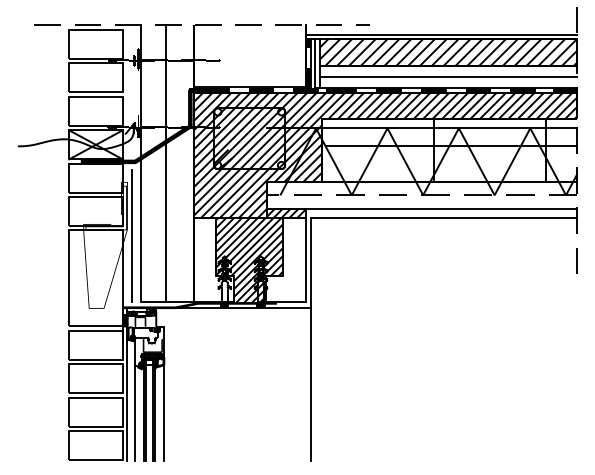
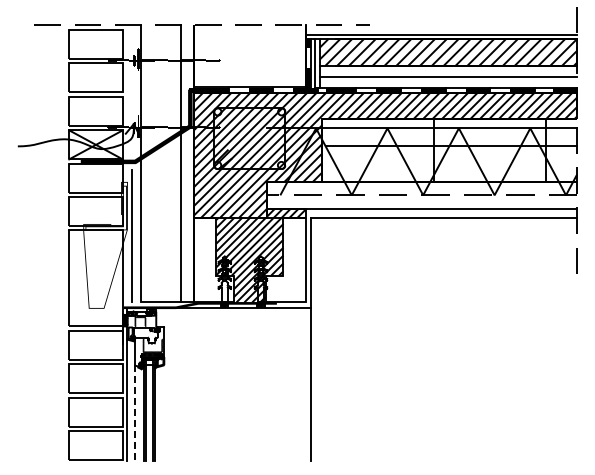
line position: (166, 163) -> (181, 163) (181, 163)
line: solid -> dashed (135, 412)
line: present -> none (164, 412)
